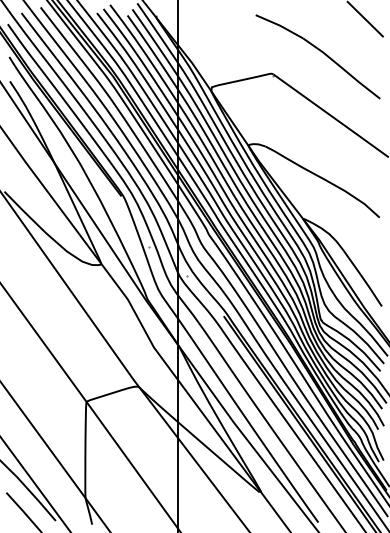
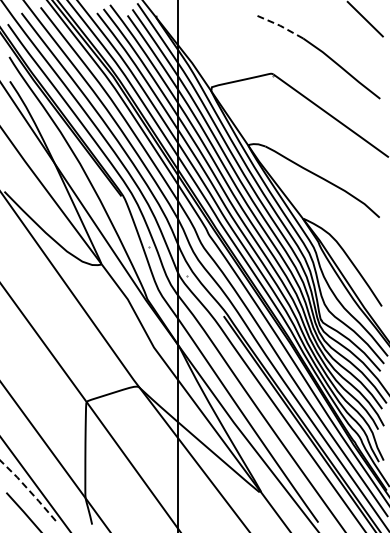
line: solid -> dashed (280, 25)
line: solid -> dashed (28, 489)
